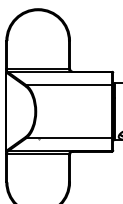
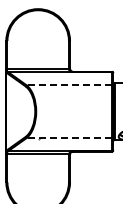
line: solid -> dashed (69, 85)
line: solid -> dashed (69, 138)
